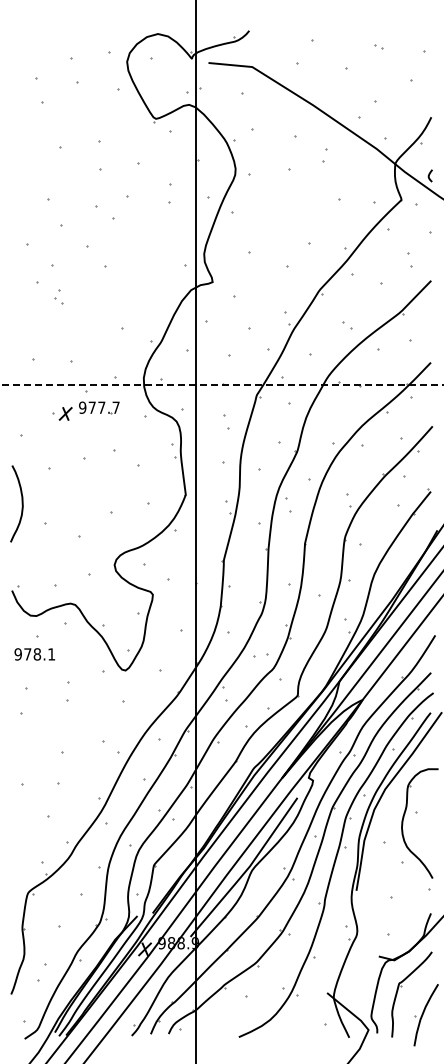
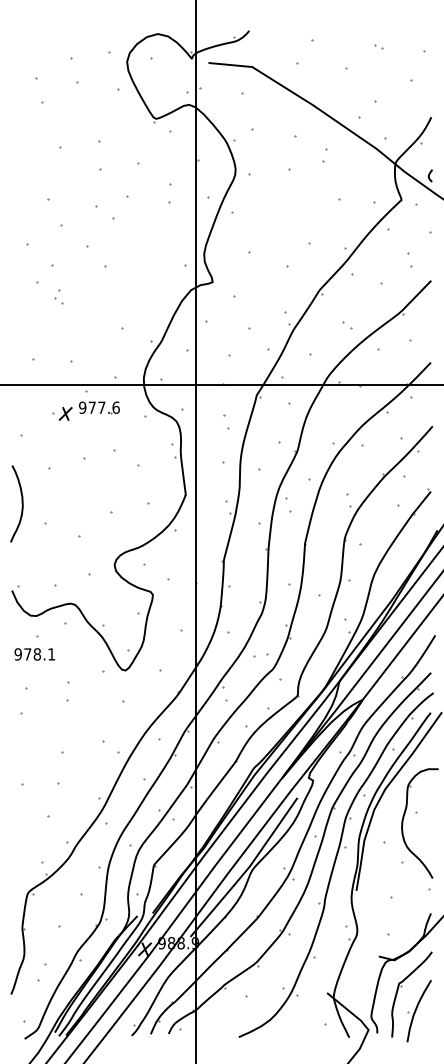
line: dashed -> solid (222, 384)
text: 977.7 -> 977.6 (115, 407)
part position: (425, 1015) -> (418, 1011) (418, 1011)
